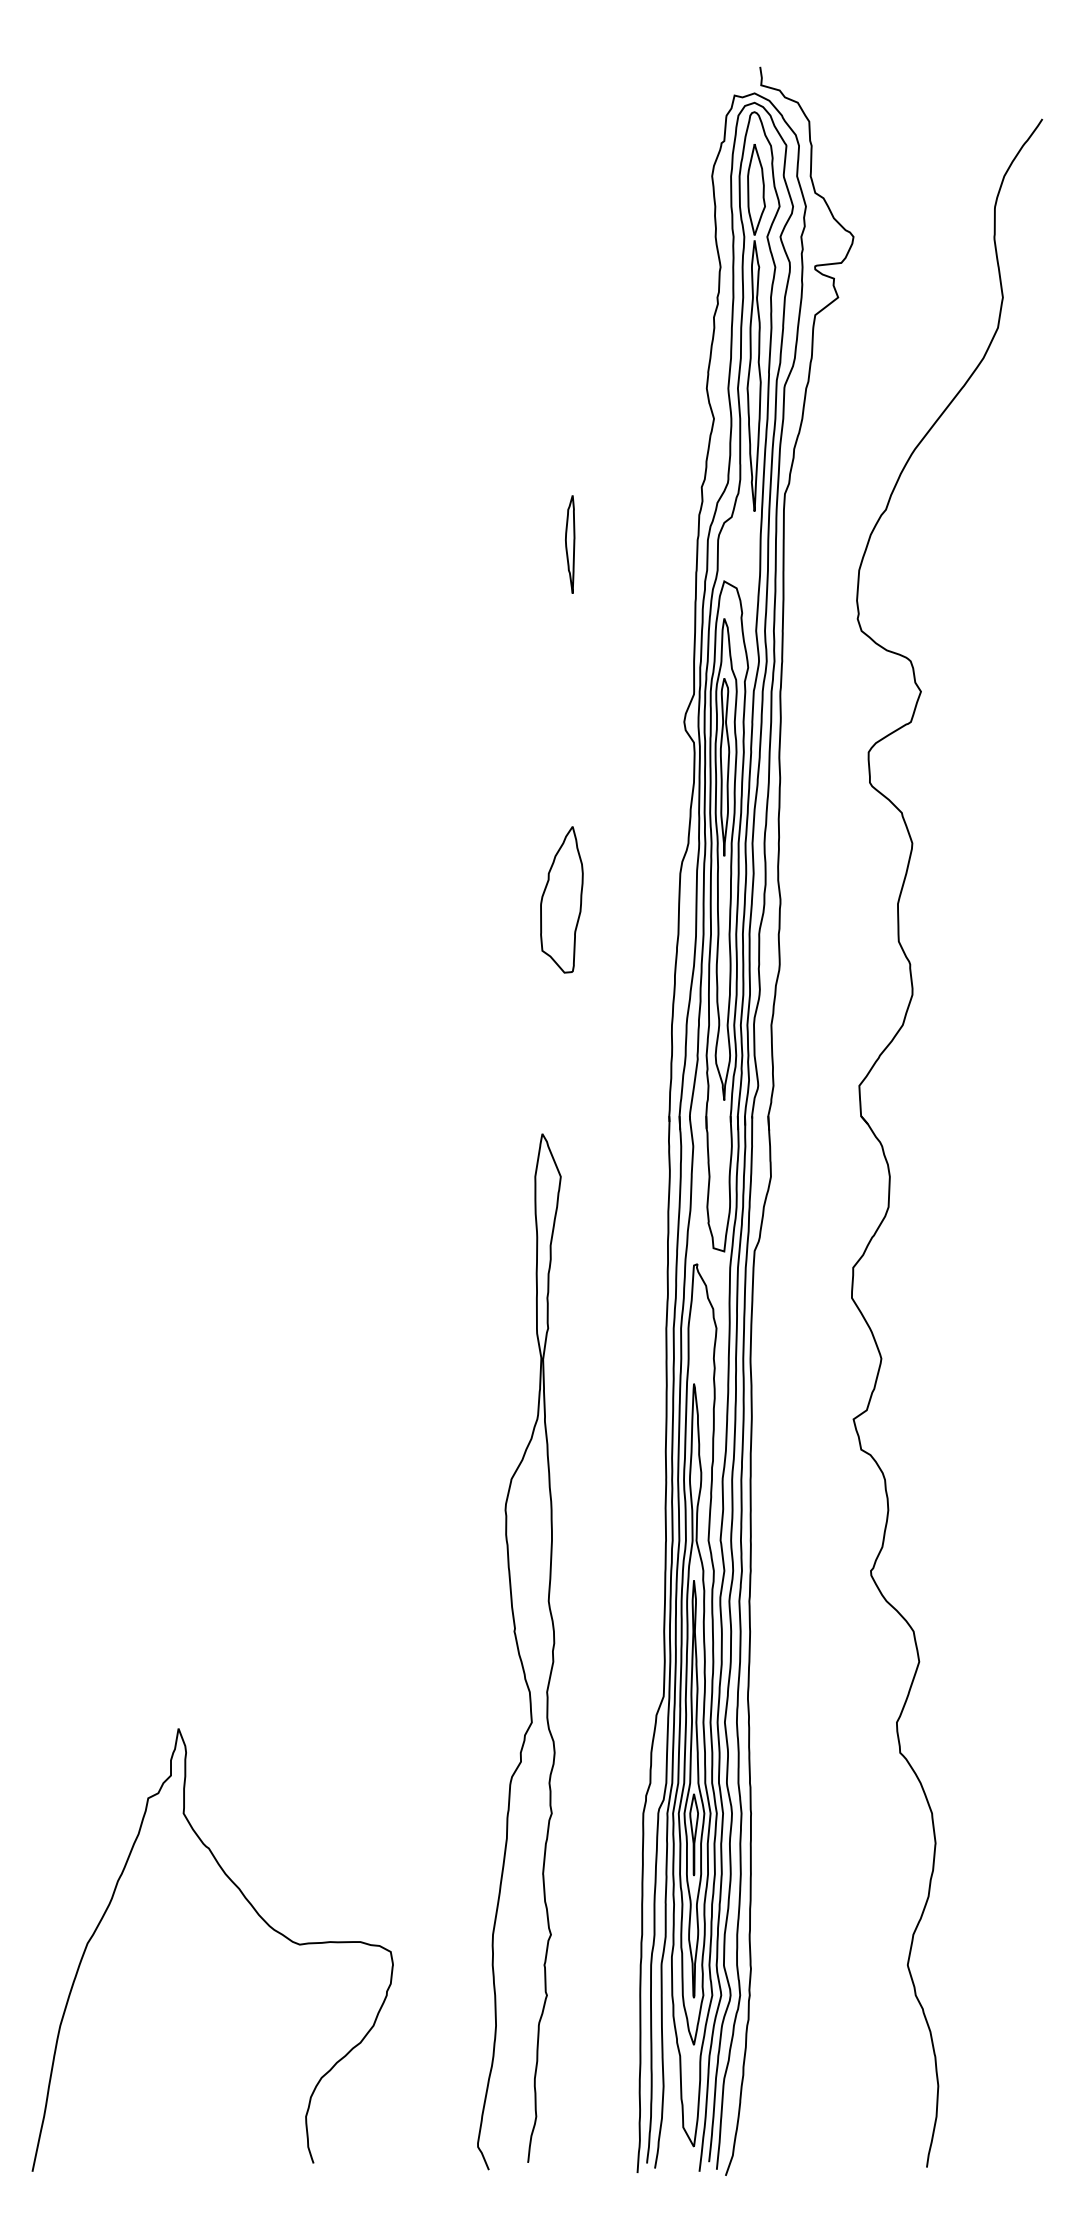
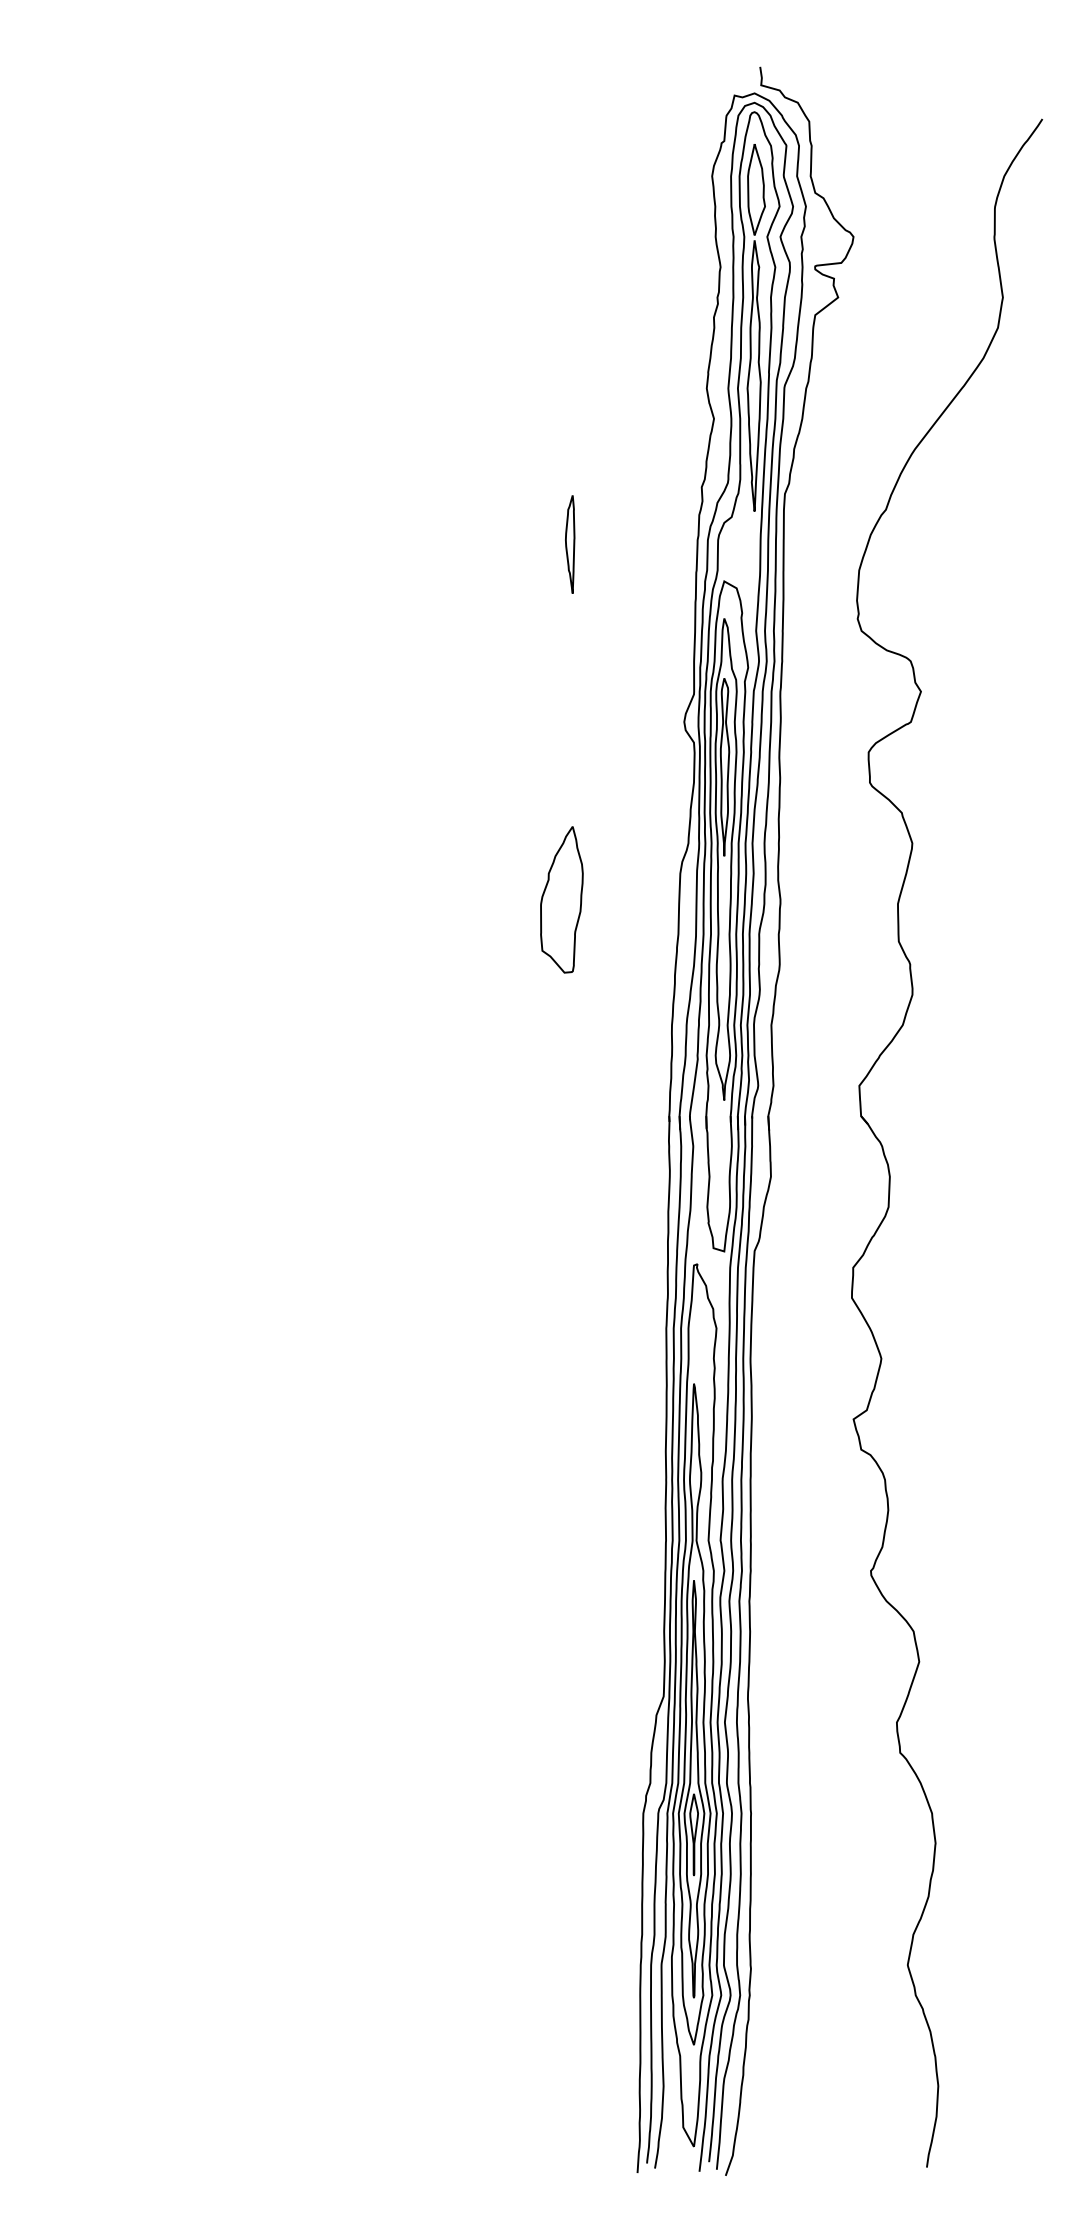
curve: present -> none (519, 1651)
curve: present -> none (255, 1912)
